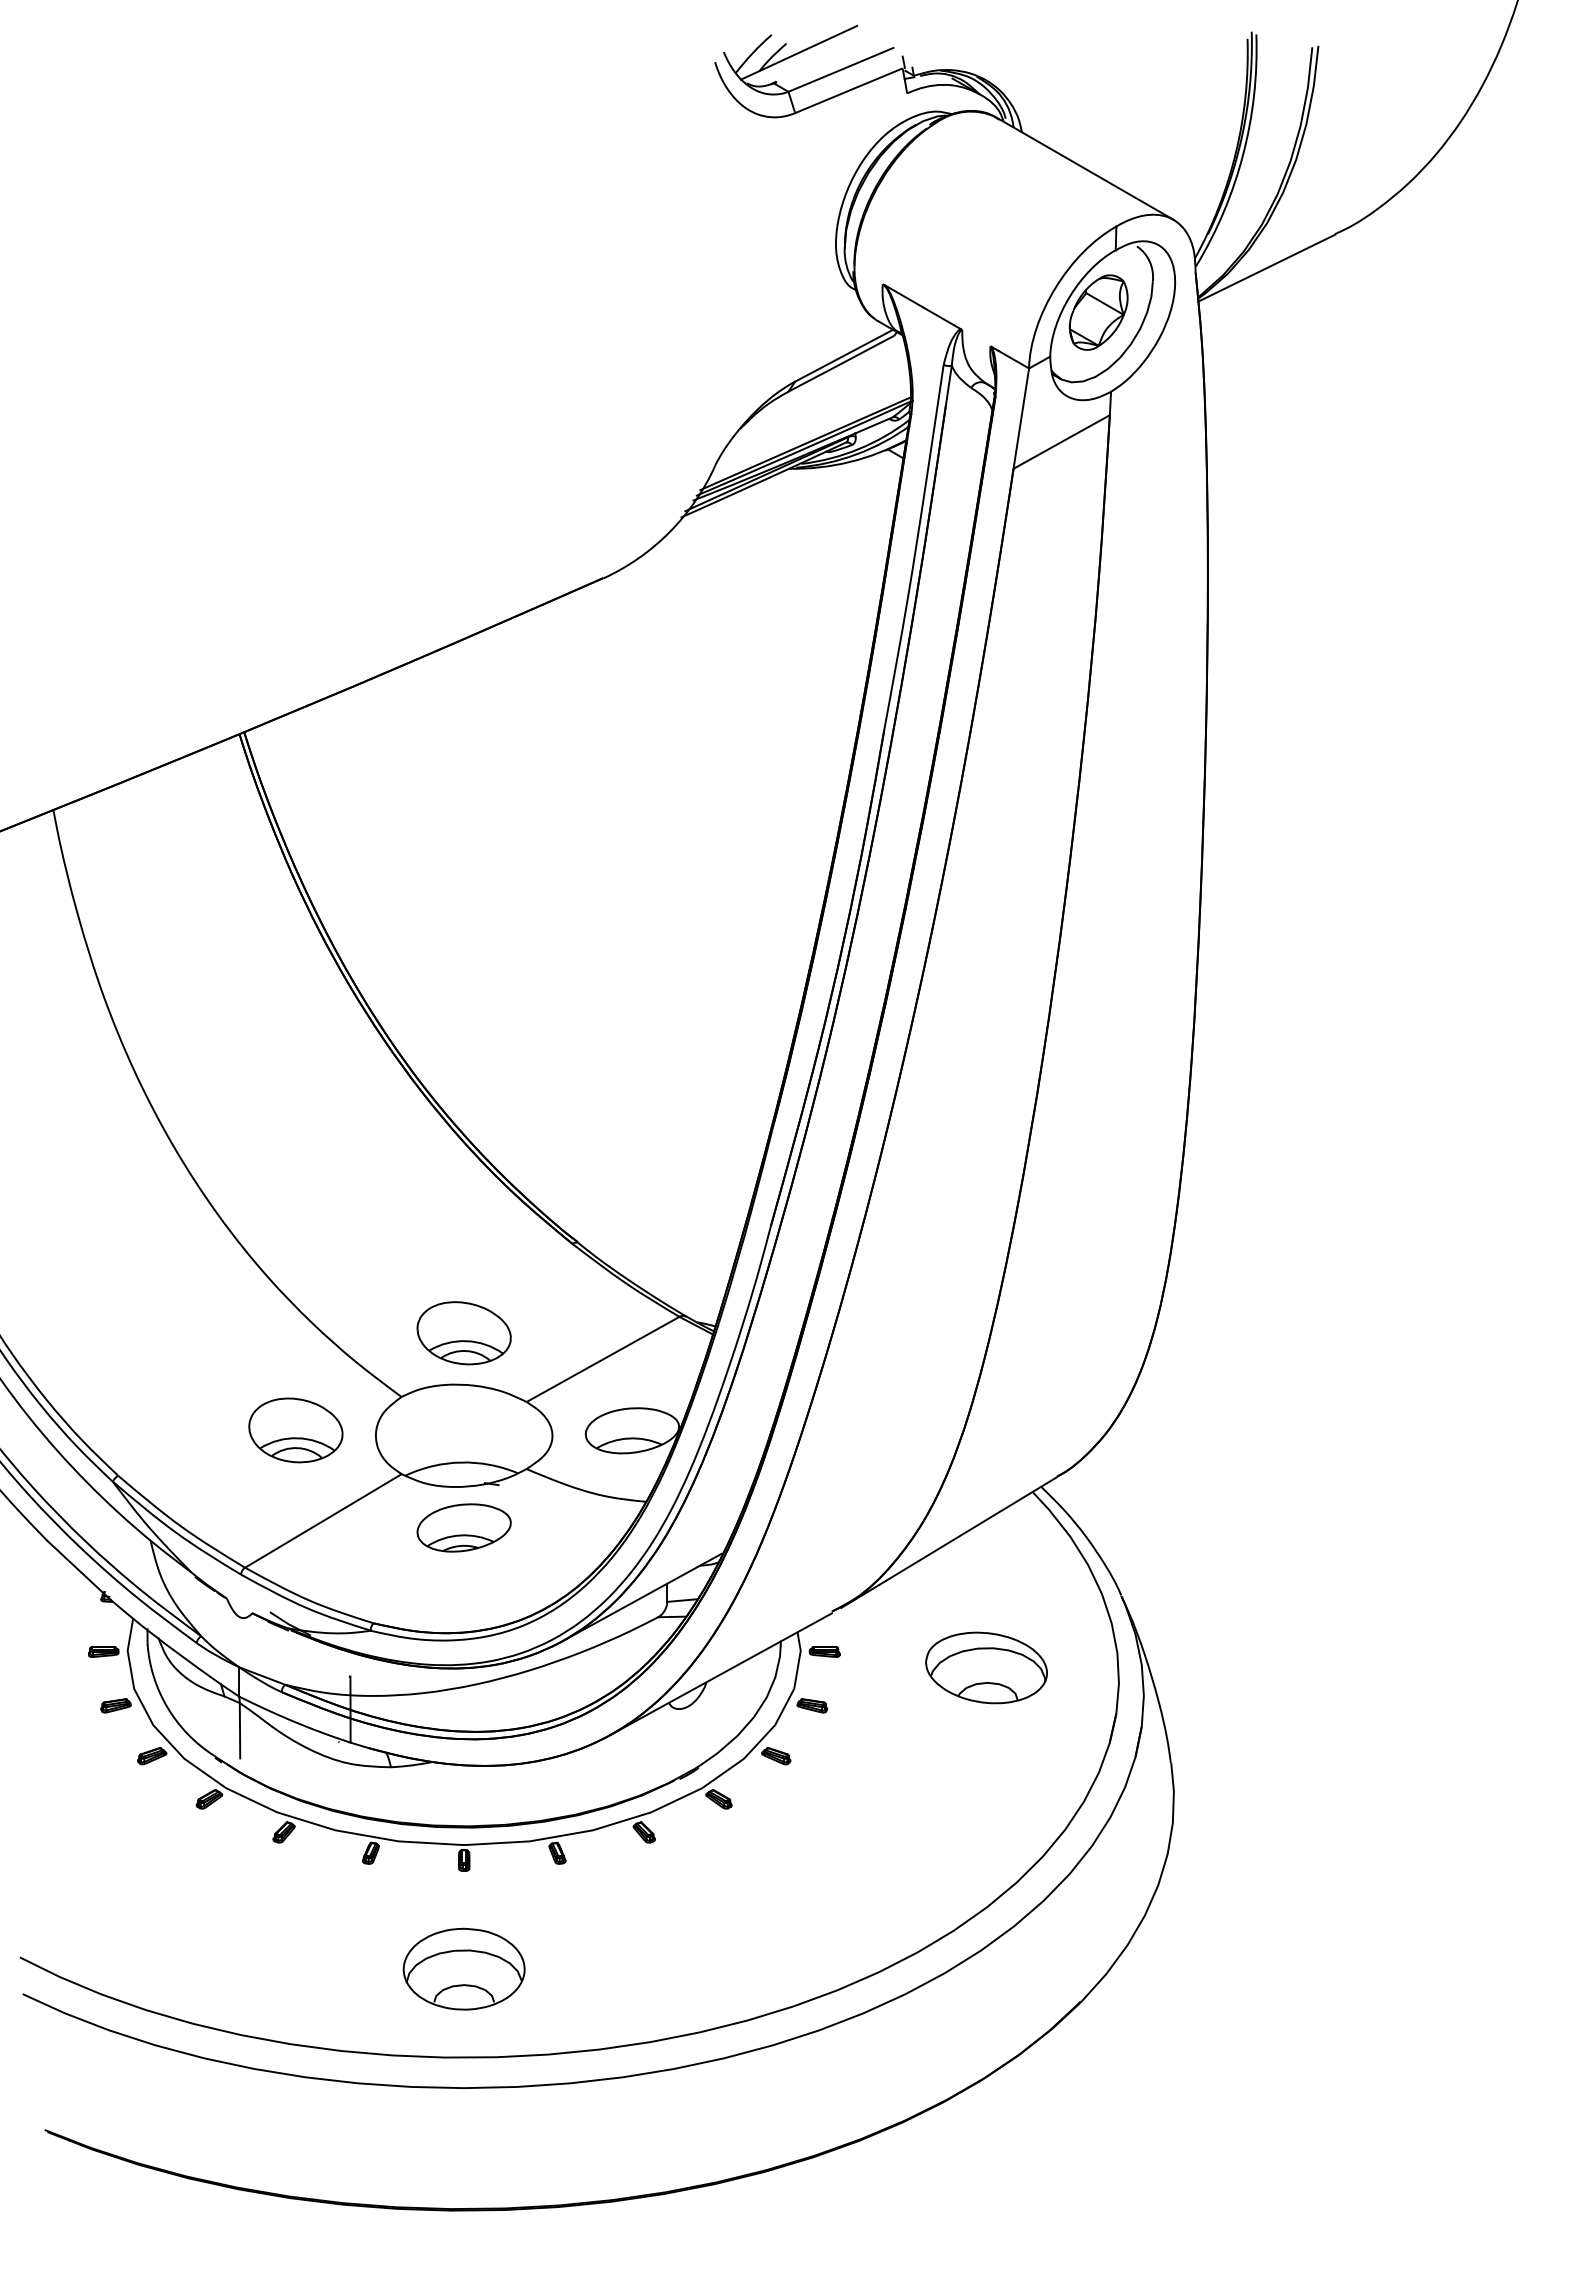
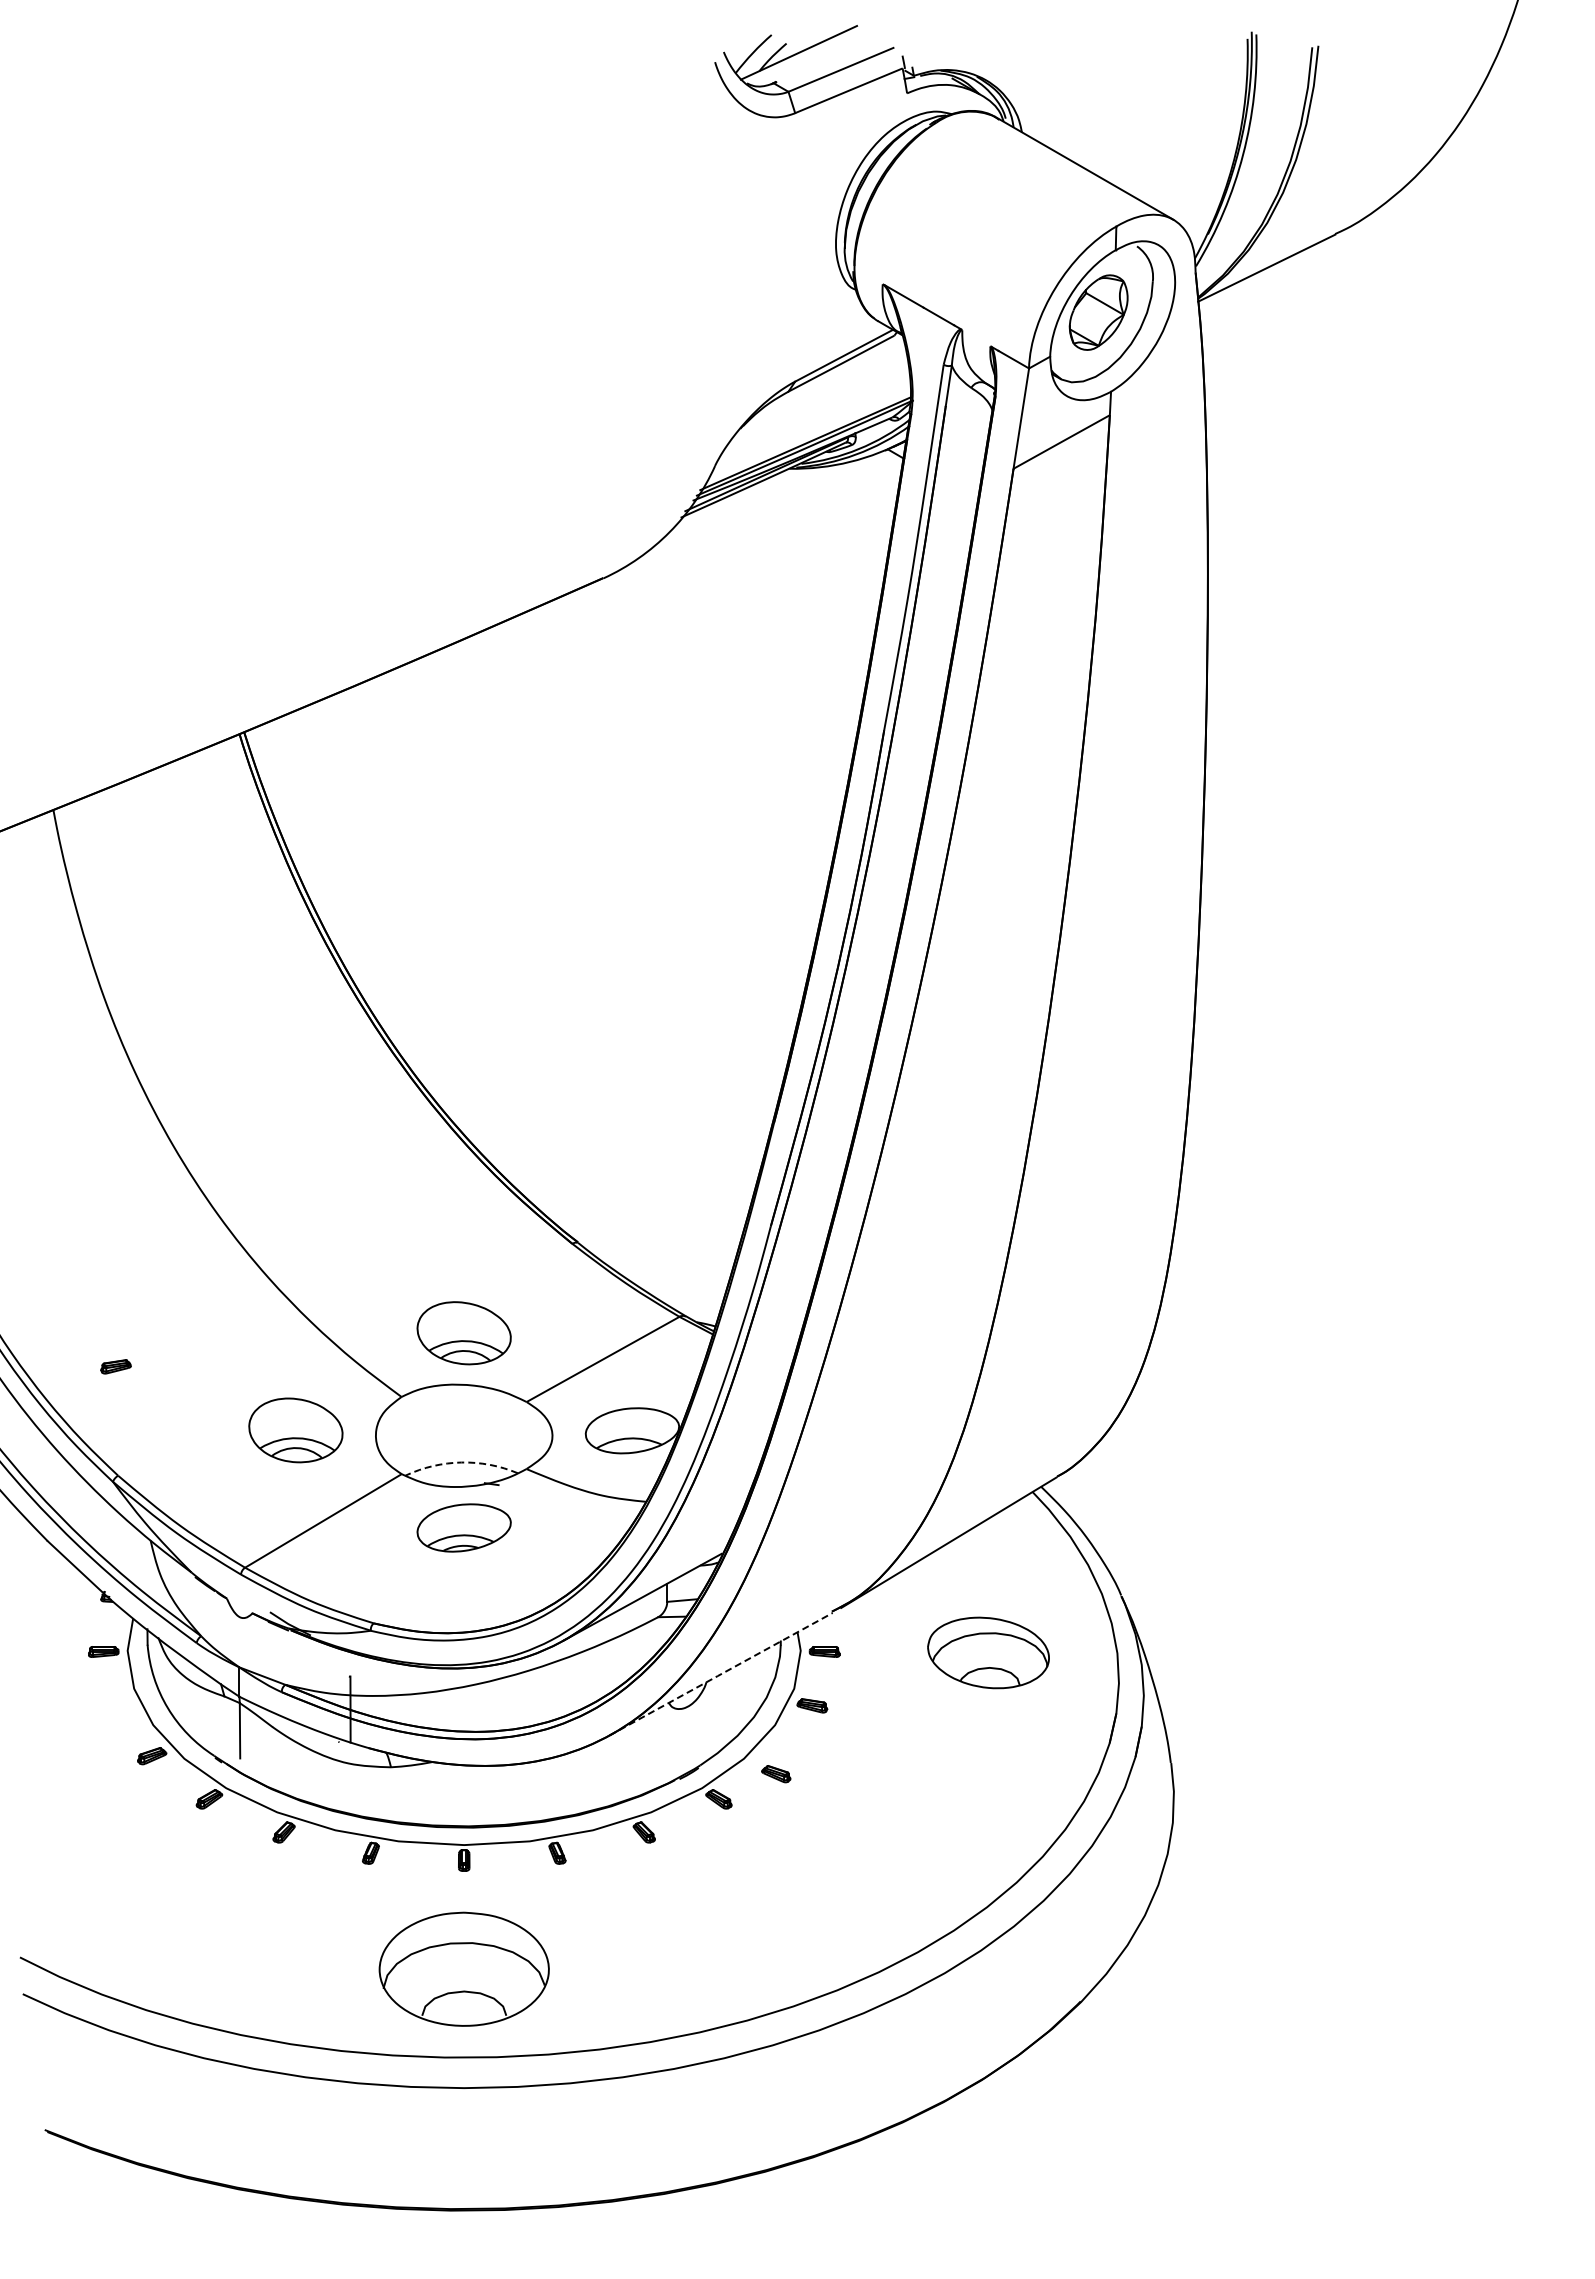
arc: solid -> dashed (461, 1462)
part position: (986, 1667) -> (988, 1652) (988, 1652)
line: solid -> dashed (721, 1674)
part position: (115, 1705) -> (115, 1366) (115, 1366)
part position: (776, 1756) -> (776, 1774) (776, 1774)
part size: 124x84 px -> 172x116 px (463, 1968)
